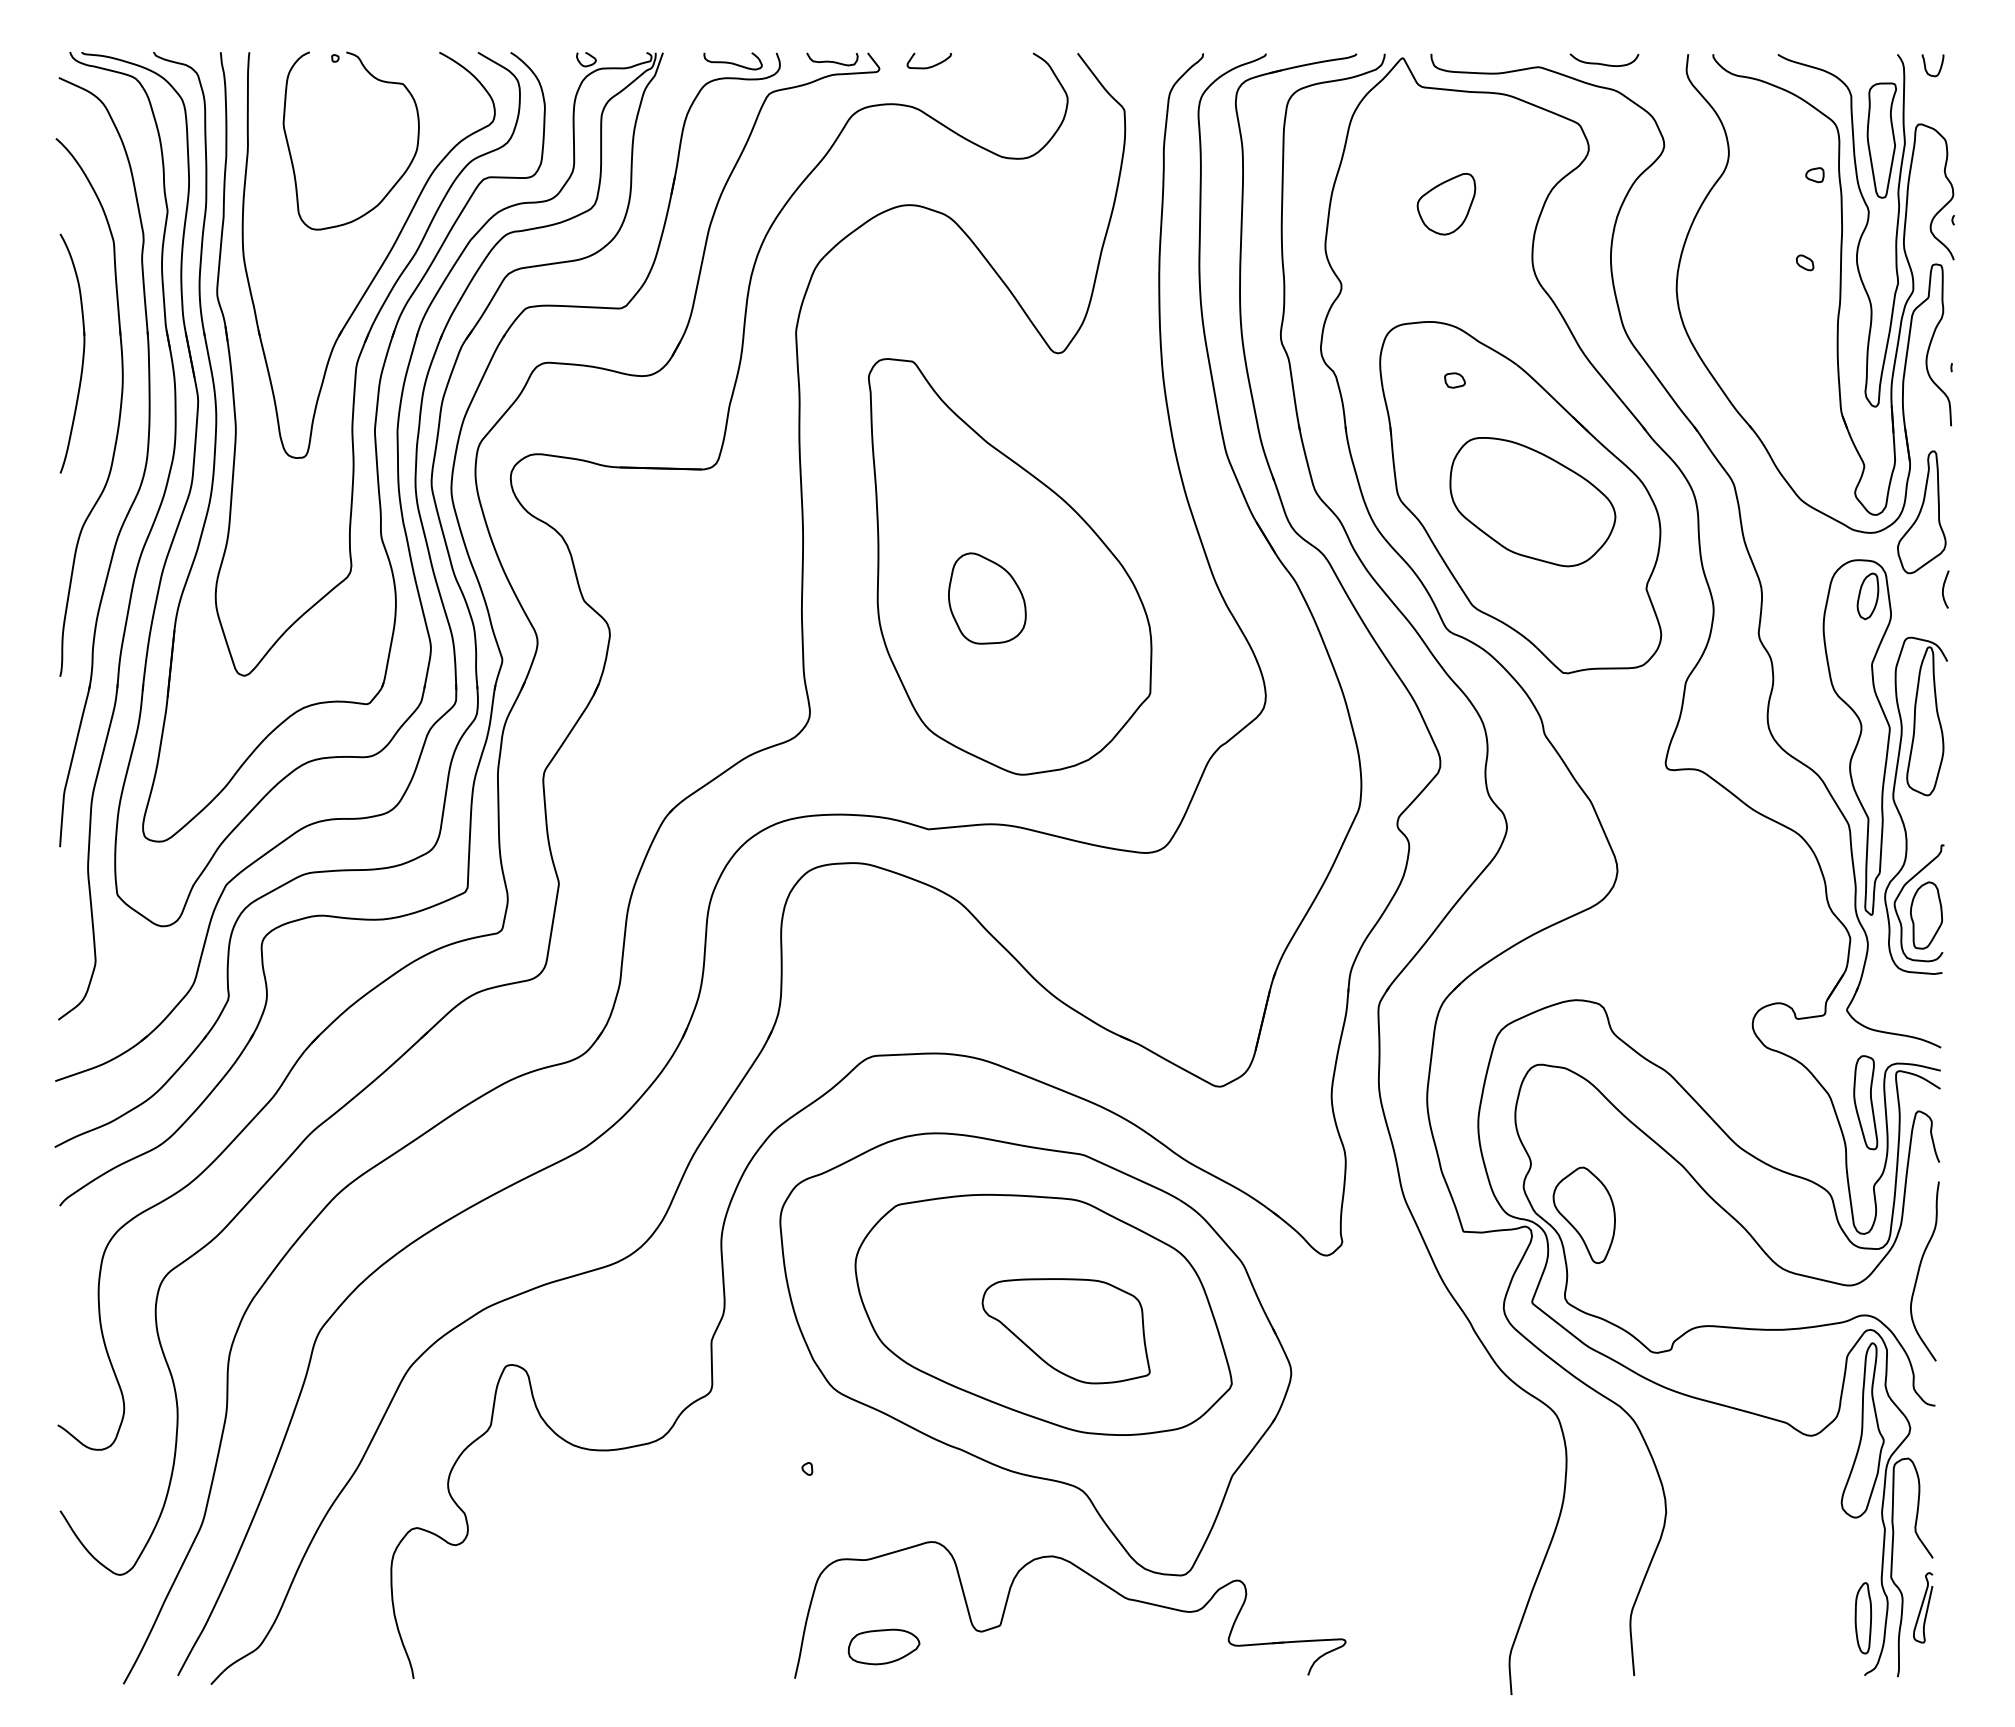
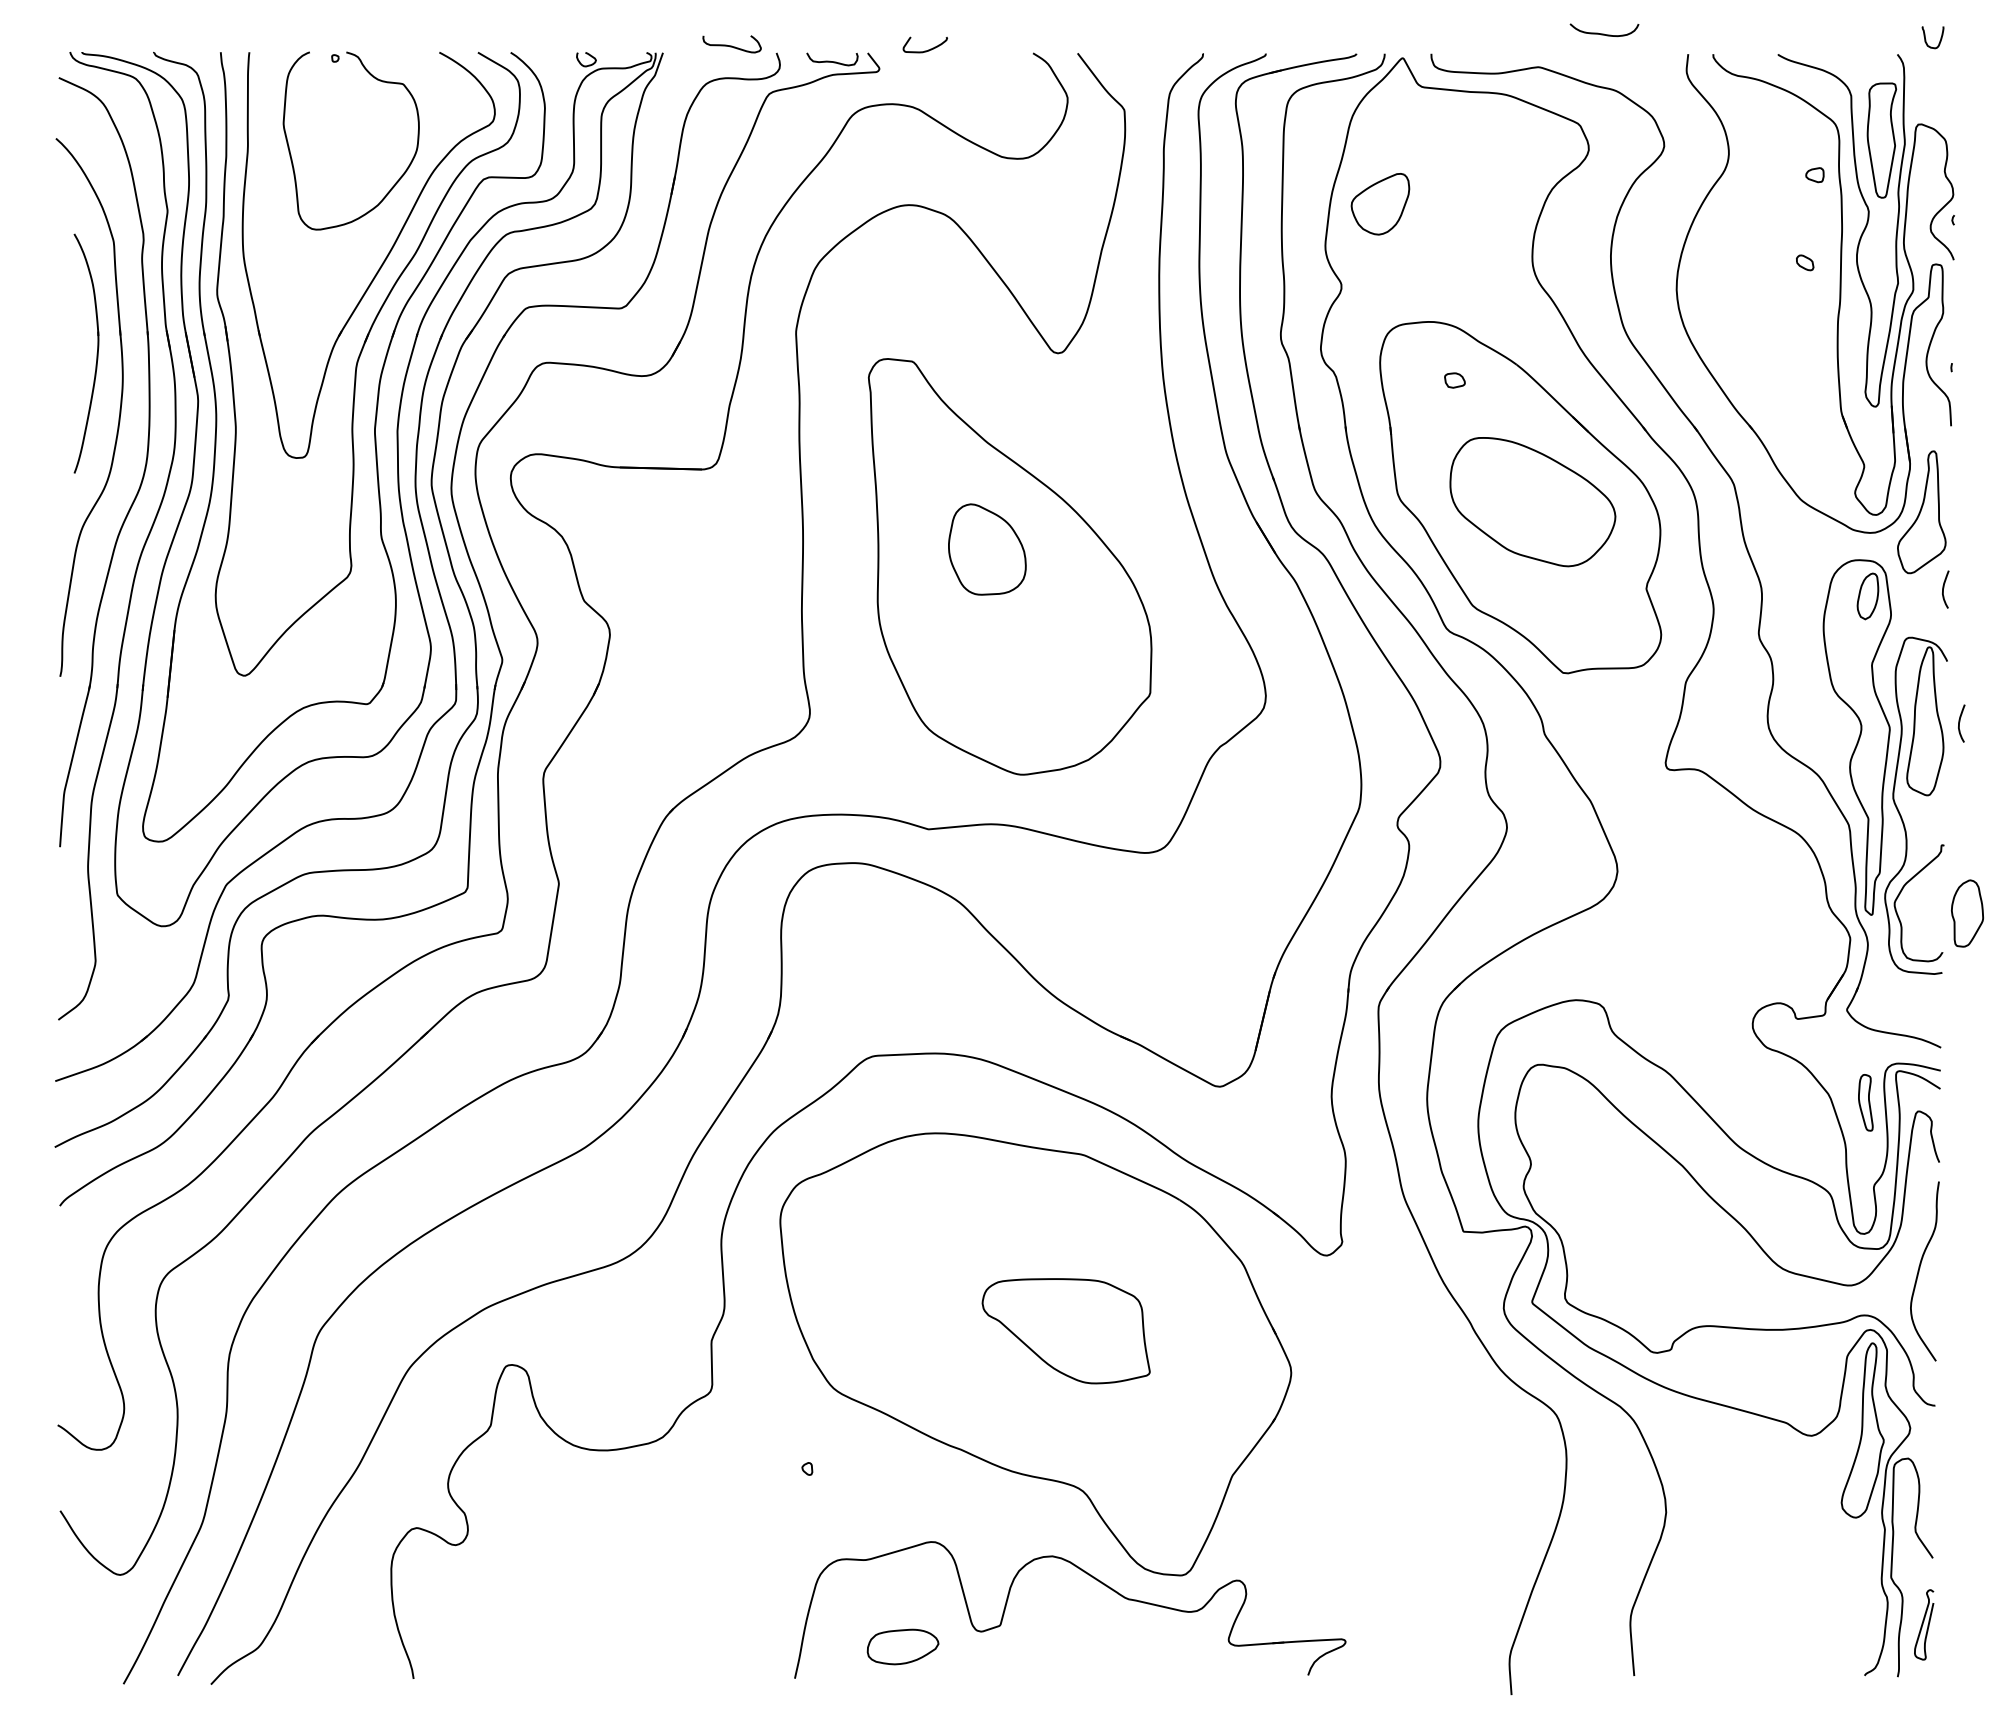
curve position: (732, 62) -> (731, 45) (731, 45)
curve position: (1604, 63) -> (1604, 33) (1604, 33)
curve position: (928, 66) -> (924, 50) (924, 50)
curve position: (1926, 67) -> (1926, 39) (1926, 39)
part position: (1446, 204) -> (1380, 204) (1380, 204)
part position: (82, 353) -> (96, 353) (96, 353)
part position: (987, 598) -> (987, 549) (987, 549)
curve: none -> present (1960, 722)
part position: (1926, 915) -> (1967, 913) (1967, 913)
part size: 26x96 px -> 16x58 px (1865, 1102)
part: present -> none (1583, 1215)
part: present -> none (1043, 1314)
curve position: (1922, 1607) -> (1923, 1624) (1923, 1624)
part: present -> none (1862, 1618)
part position: (883, 1646) -> (902, 1646) (902, 1646)
